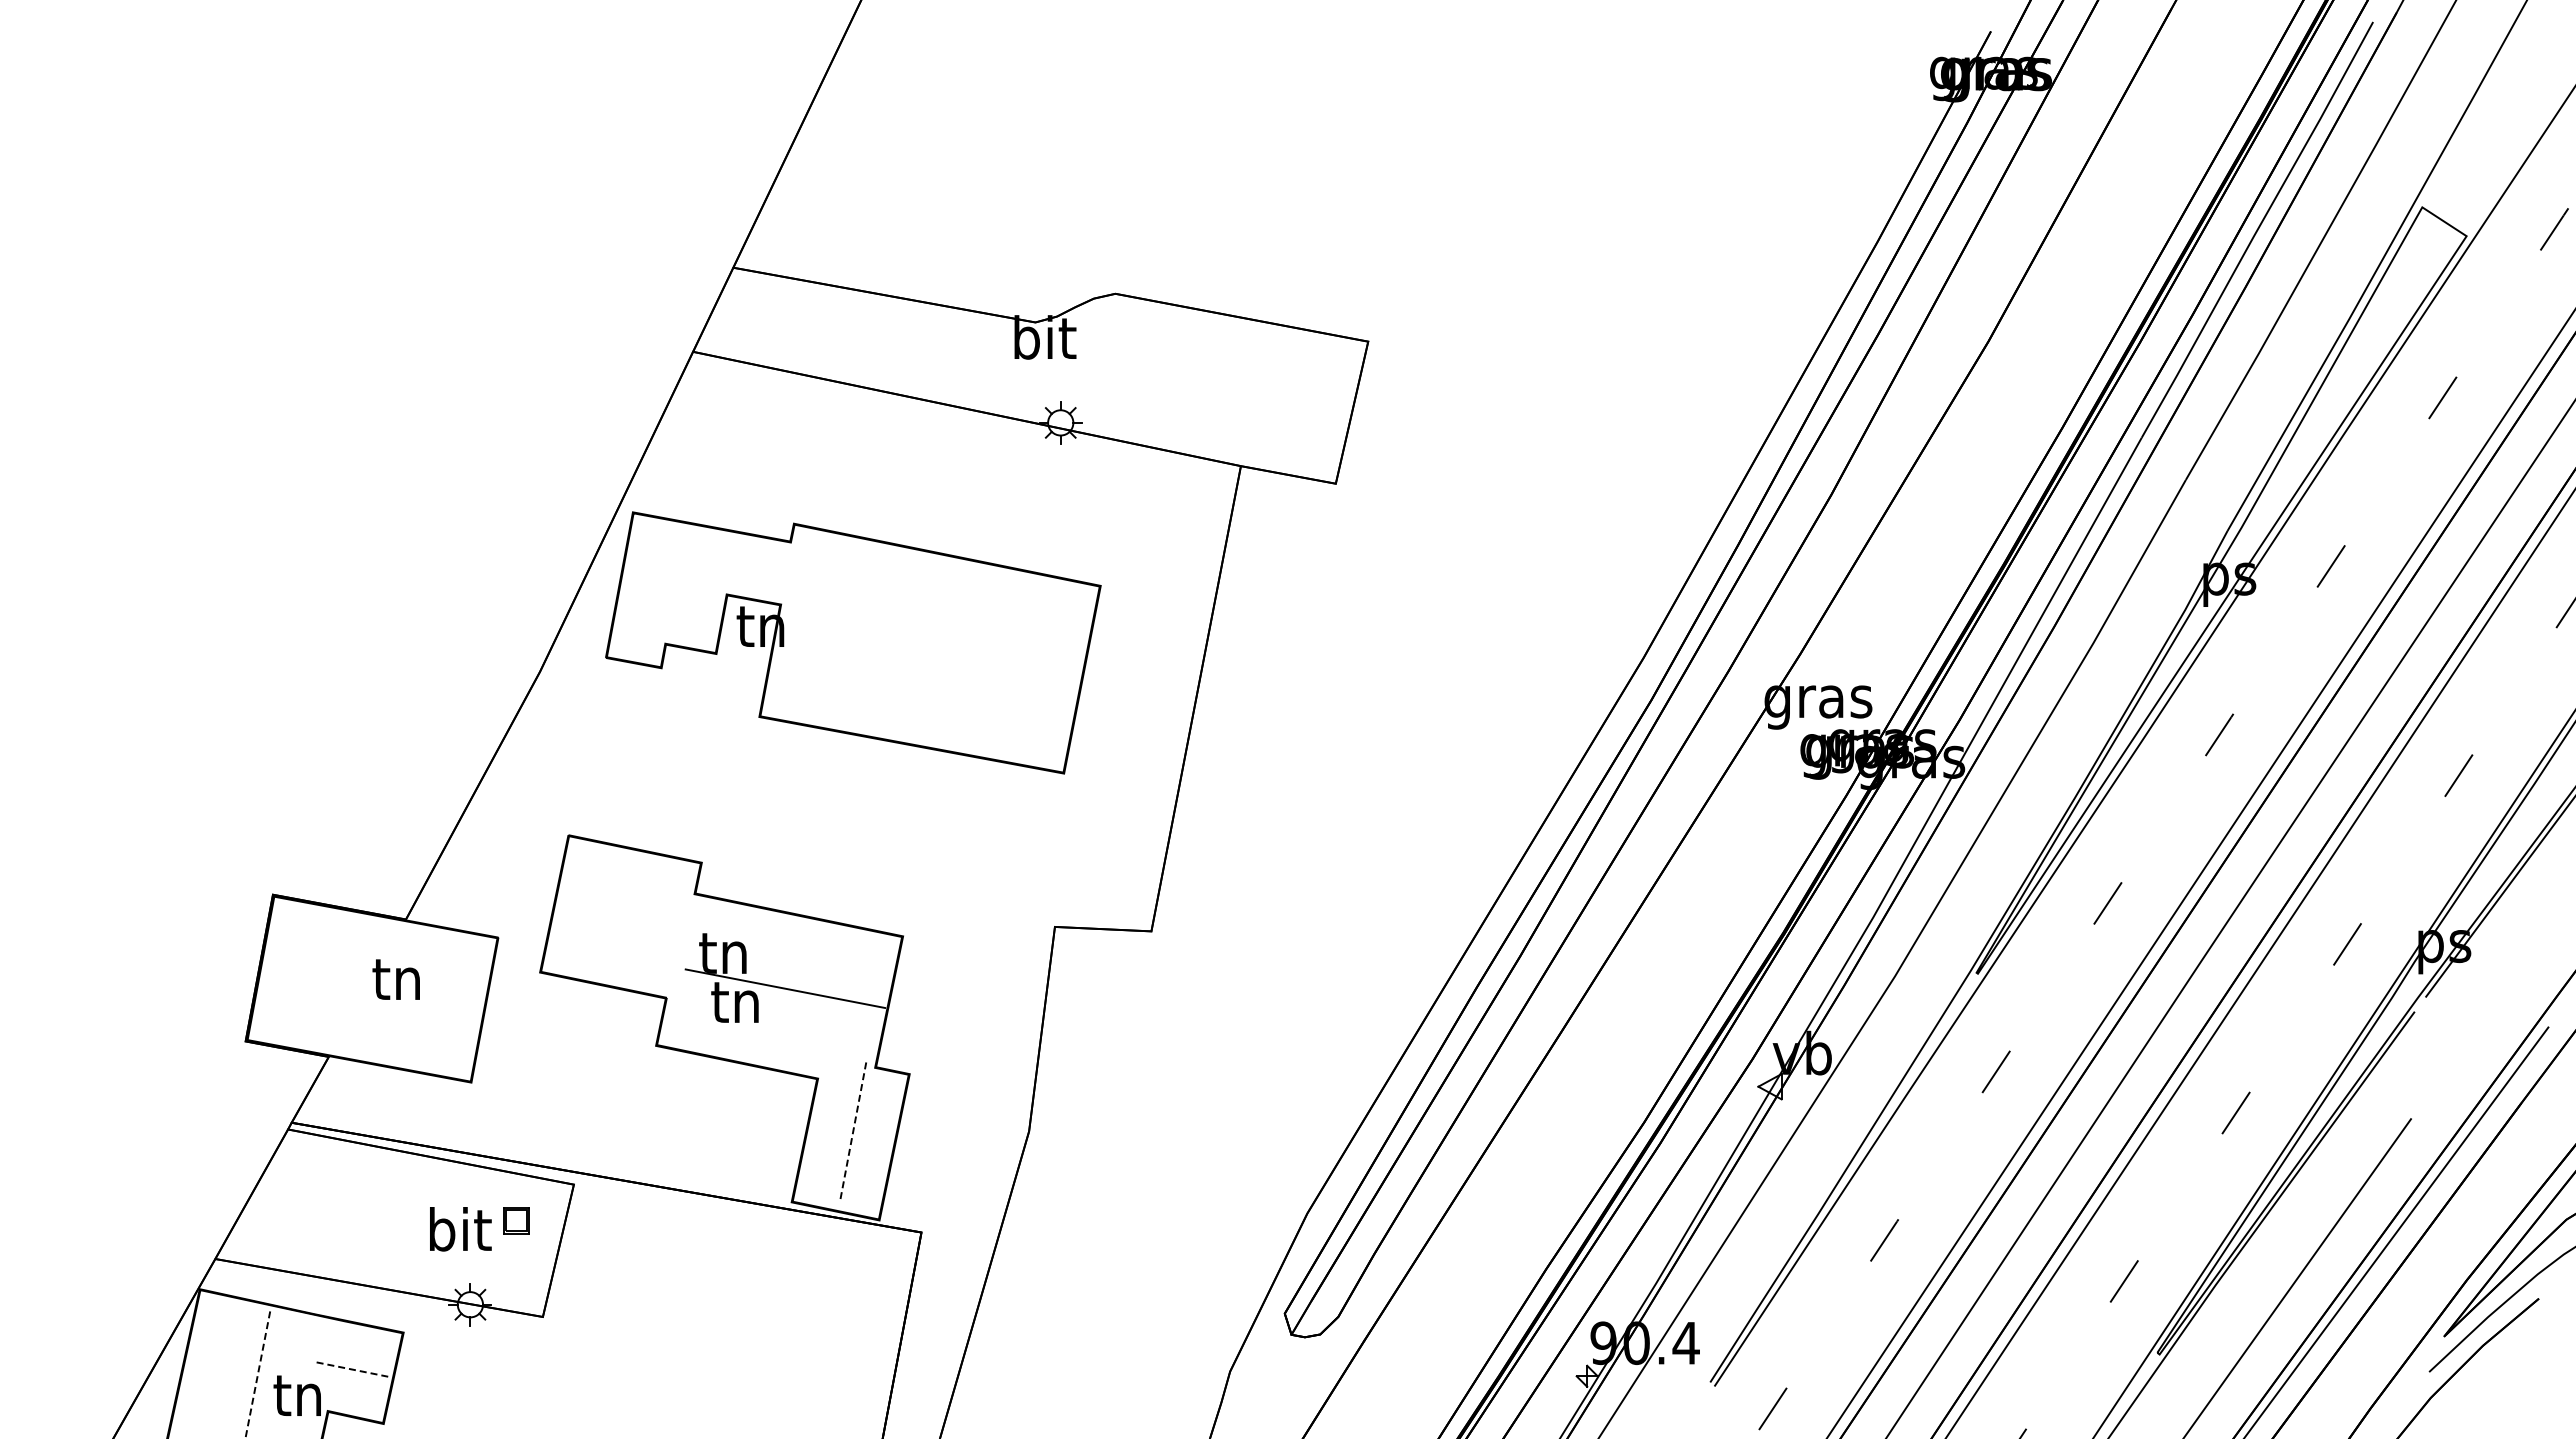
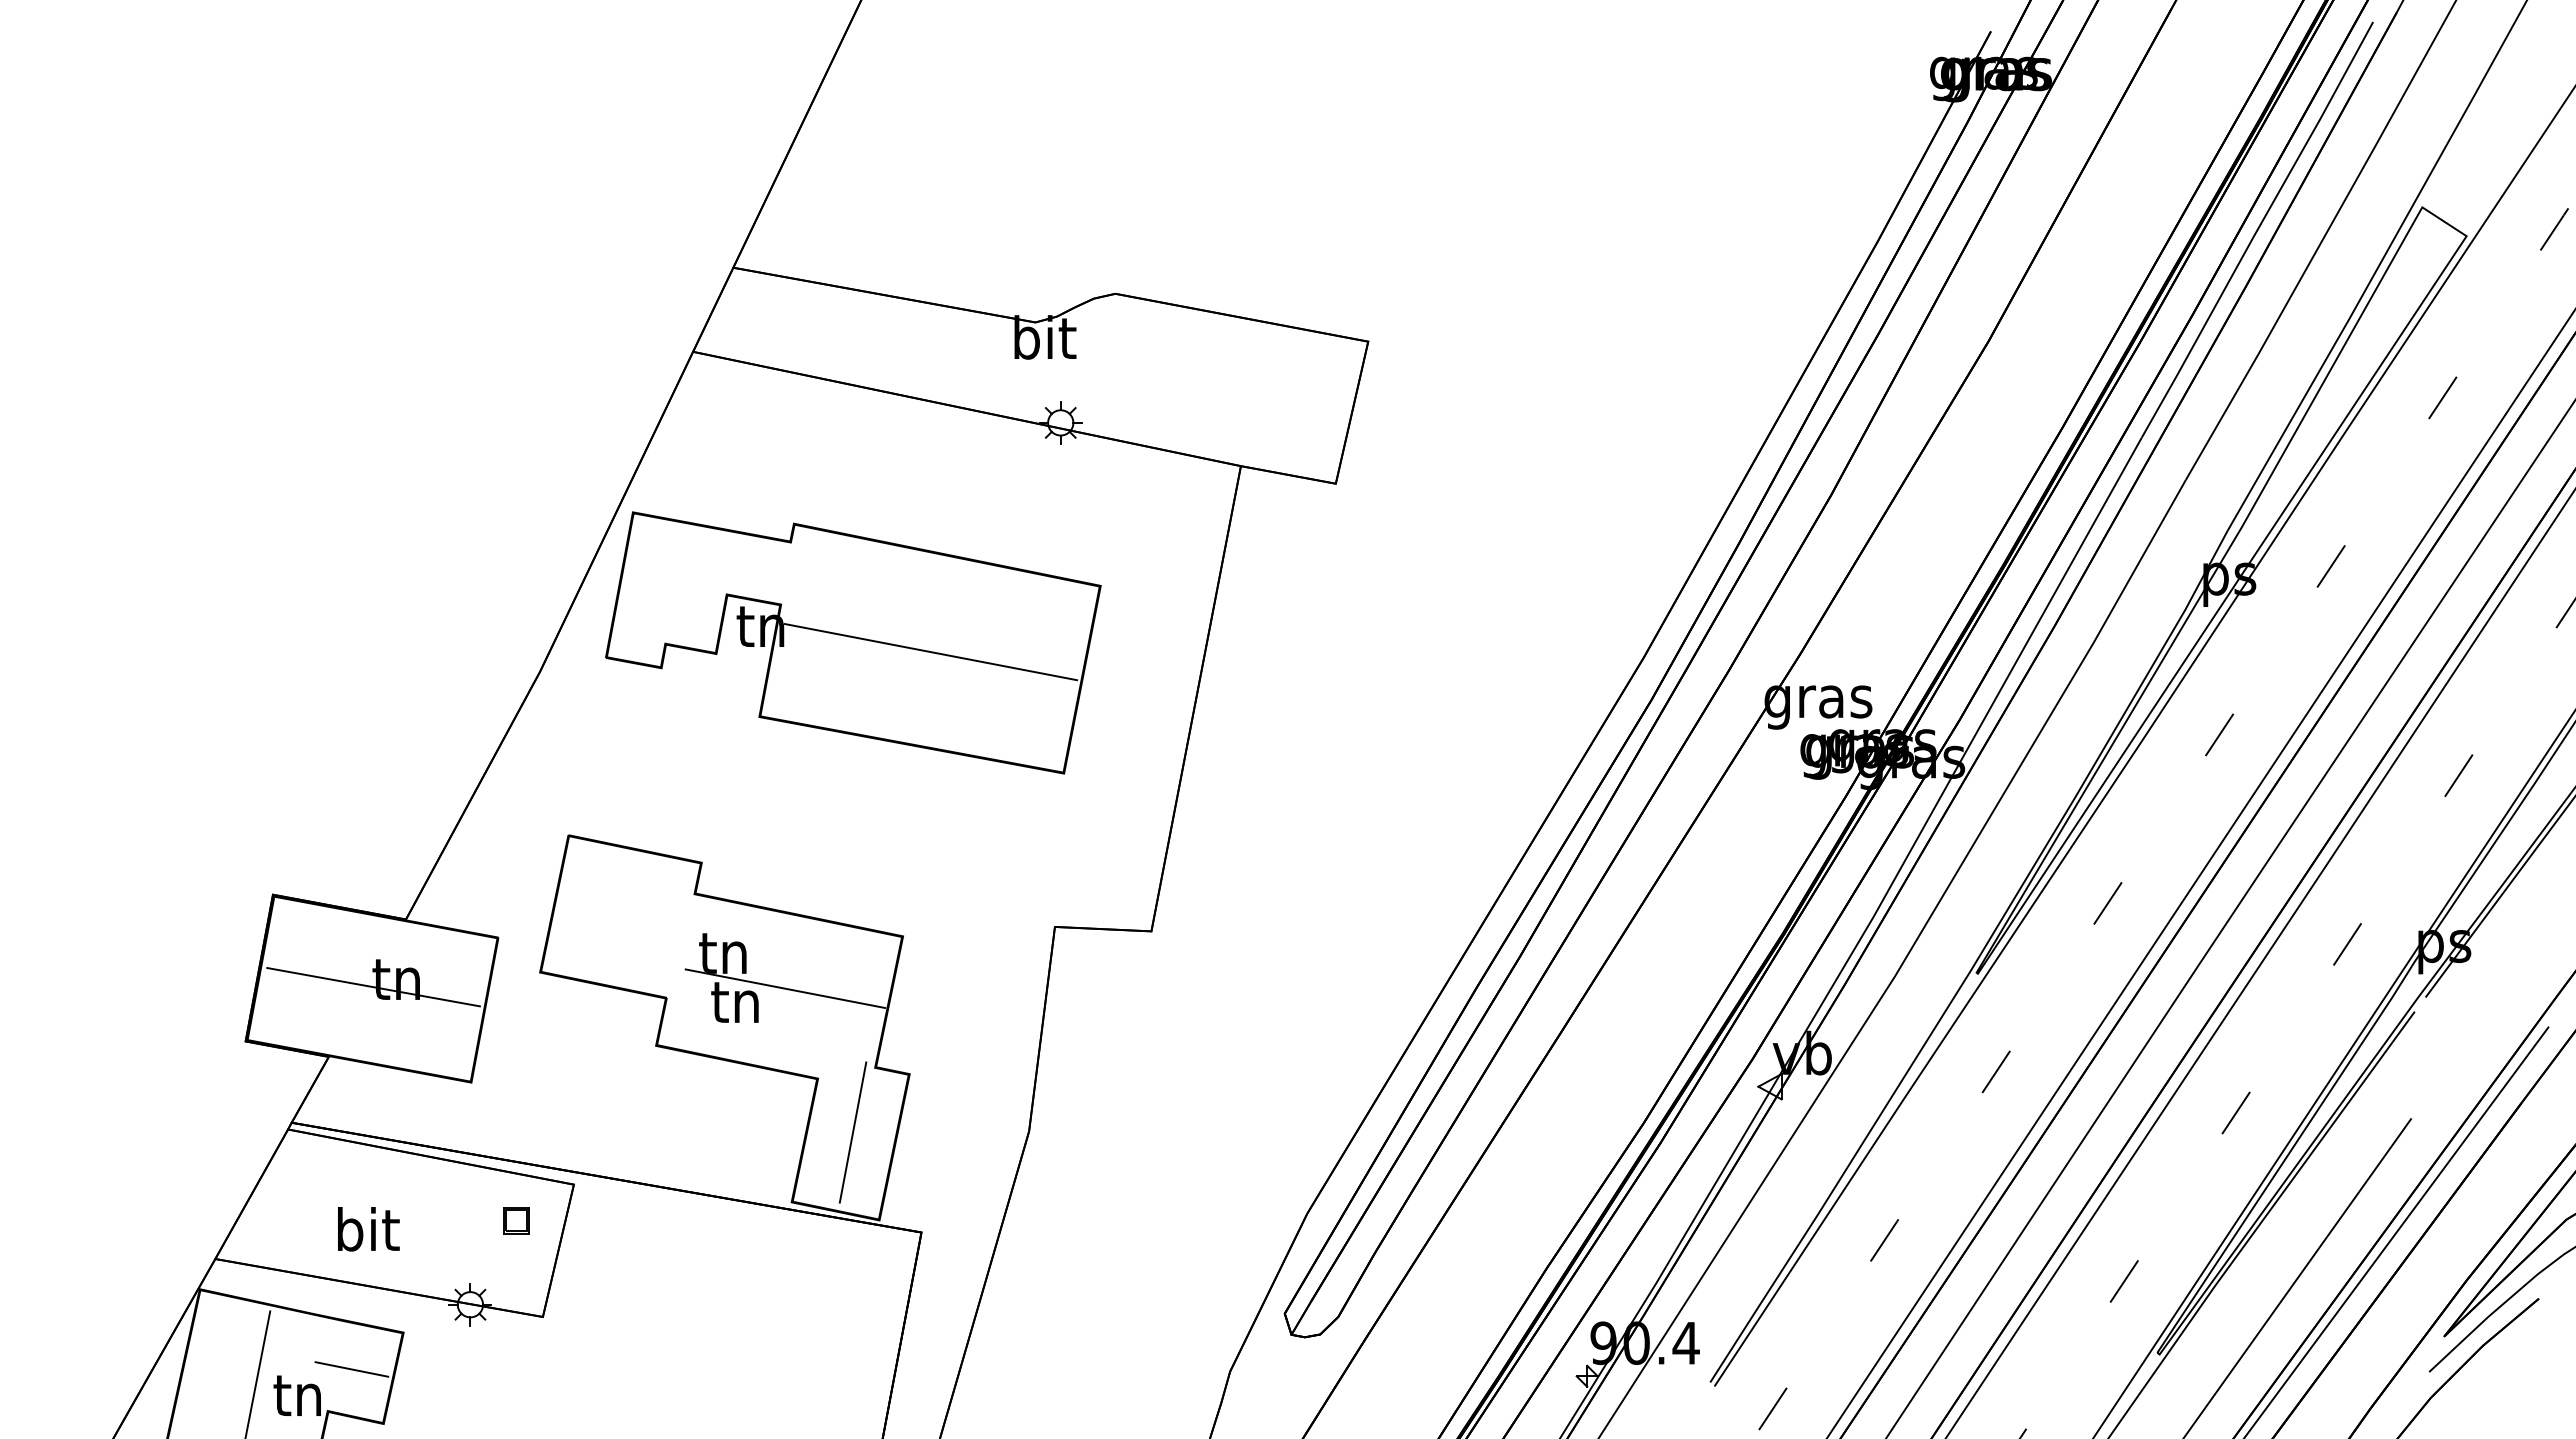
line: none -> present (930, 652)
line: none -> present (373, 987)
line: dashed -> solid (852, 1133)
text position: (460, 1229) -> (368, 1229) (368, 1229)
line: dashed -> solid (351, 1369)
line: dashed -> solid (257, 1375)
